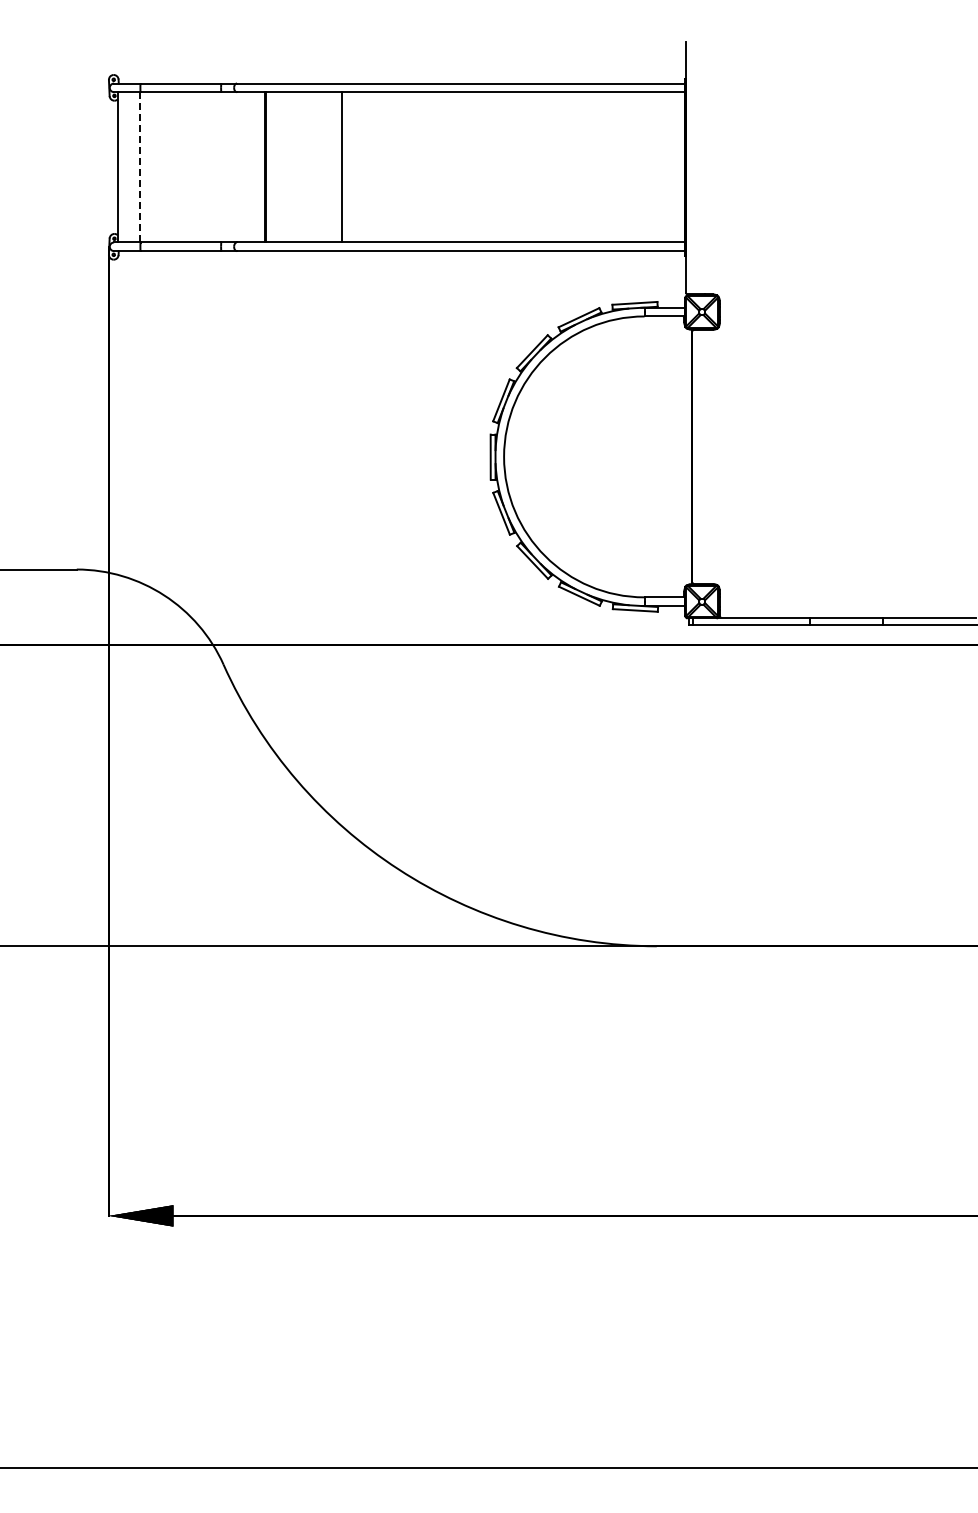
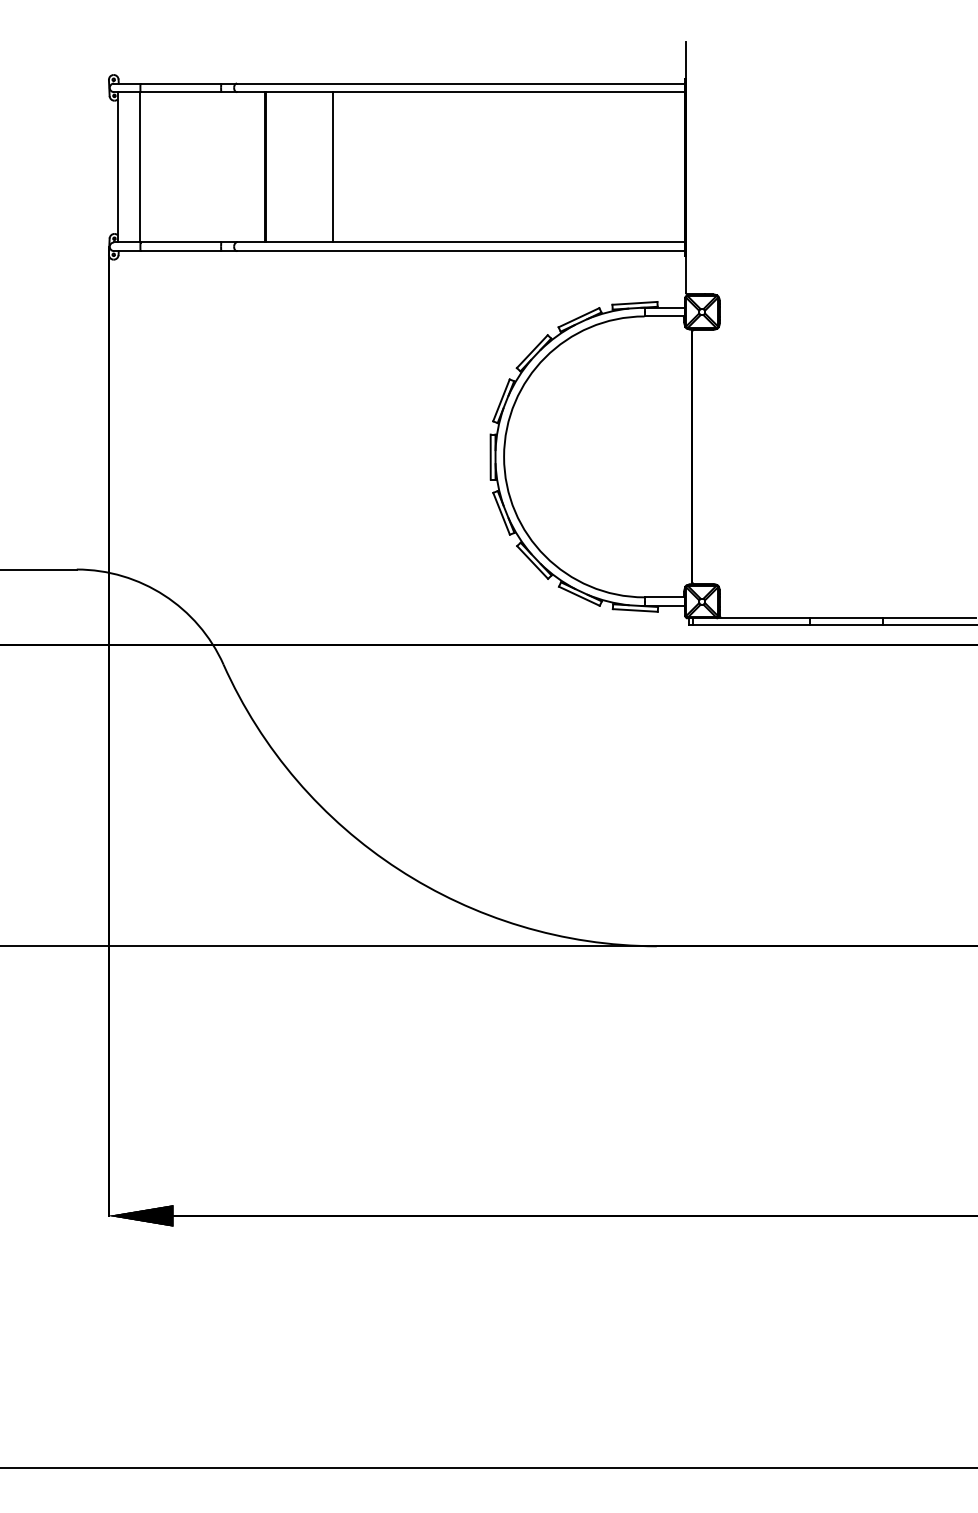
line: dashed -> solid (140, 166)
line position: (342, 167) -> (333, 167) (333, 167)
